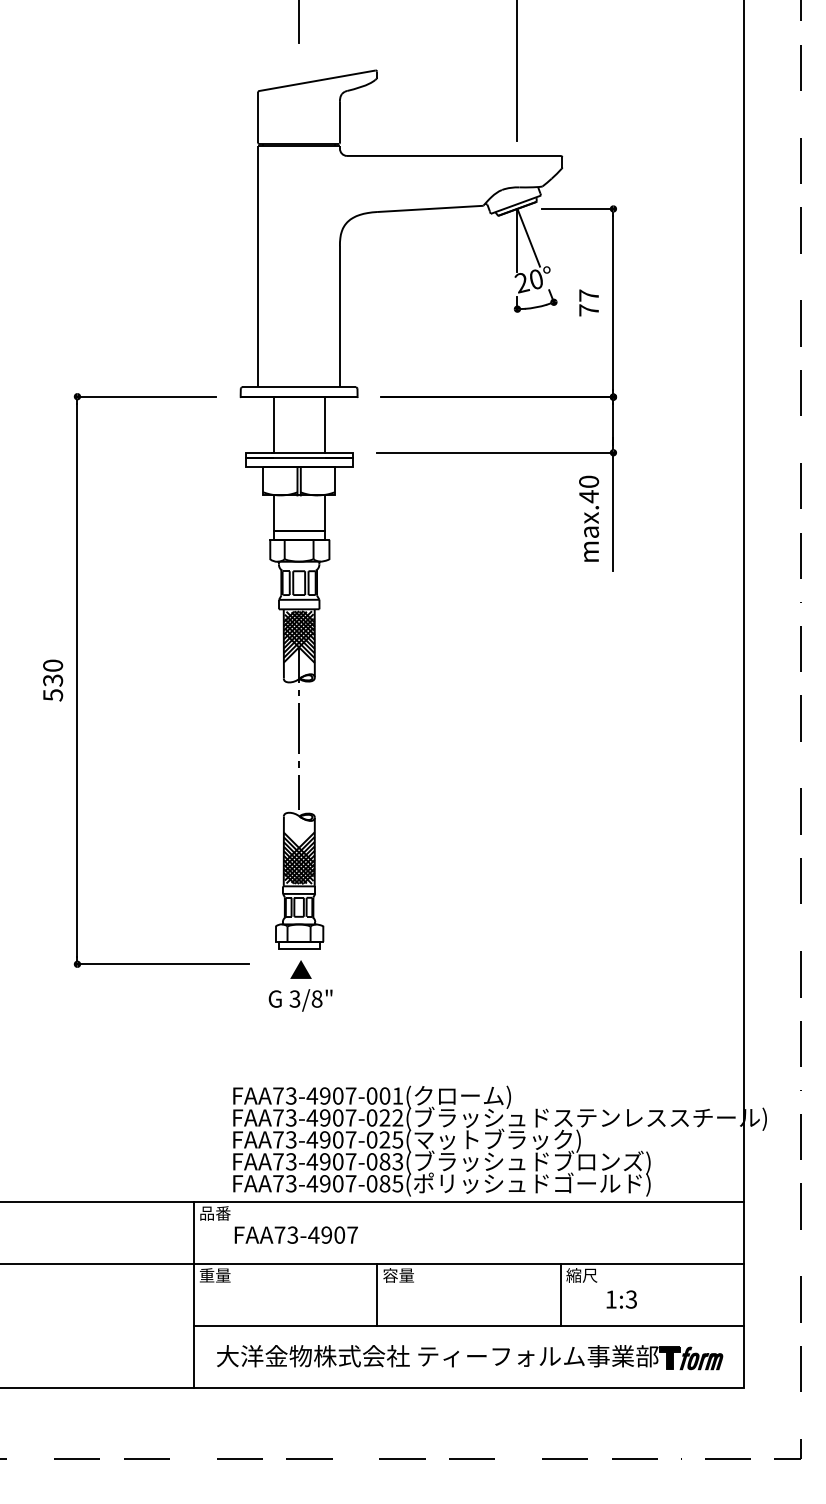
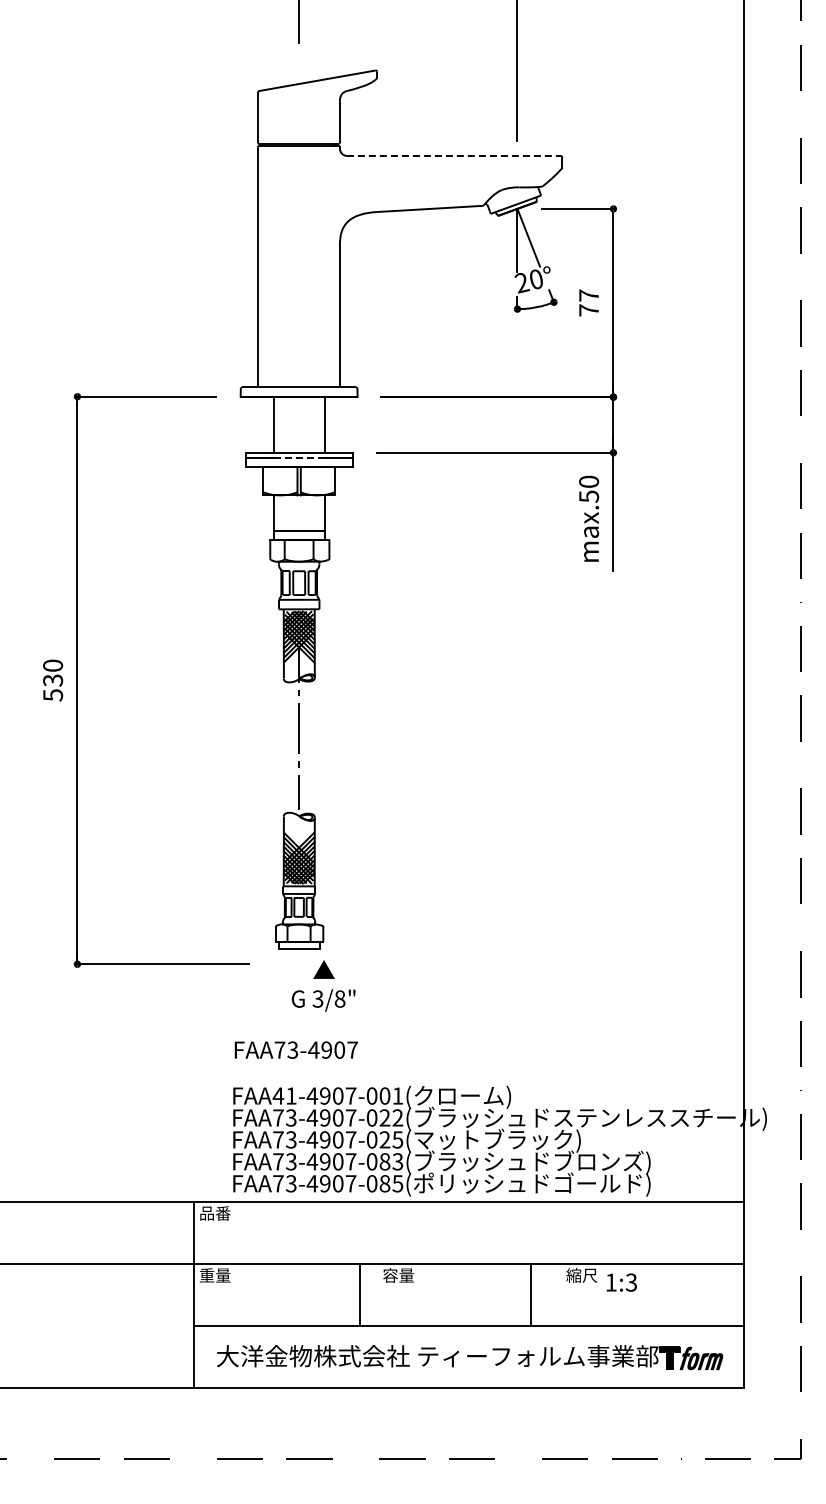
line: solid -> dashed (453, 155)
line: solid -> dashed (299, 457)
text: max.40 -> max.50 (589, 496)
text position: (300, 985) -> (323, 985) (323, 985)
text: FAA73-4907-001( -> FAA41-4907-001( (284, 1095)
text position: (295, 1234) -> (295, 1049) (295, 1049)
line position: (377, 1294) -> (360, 1294) (360, 1294)
line position: (560, 1294) -> (530, 1294) (530, 1294)
text position: (621, 1299) -> (621, 1282) (621, 1282)
